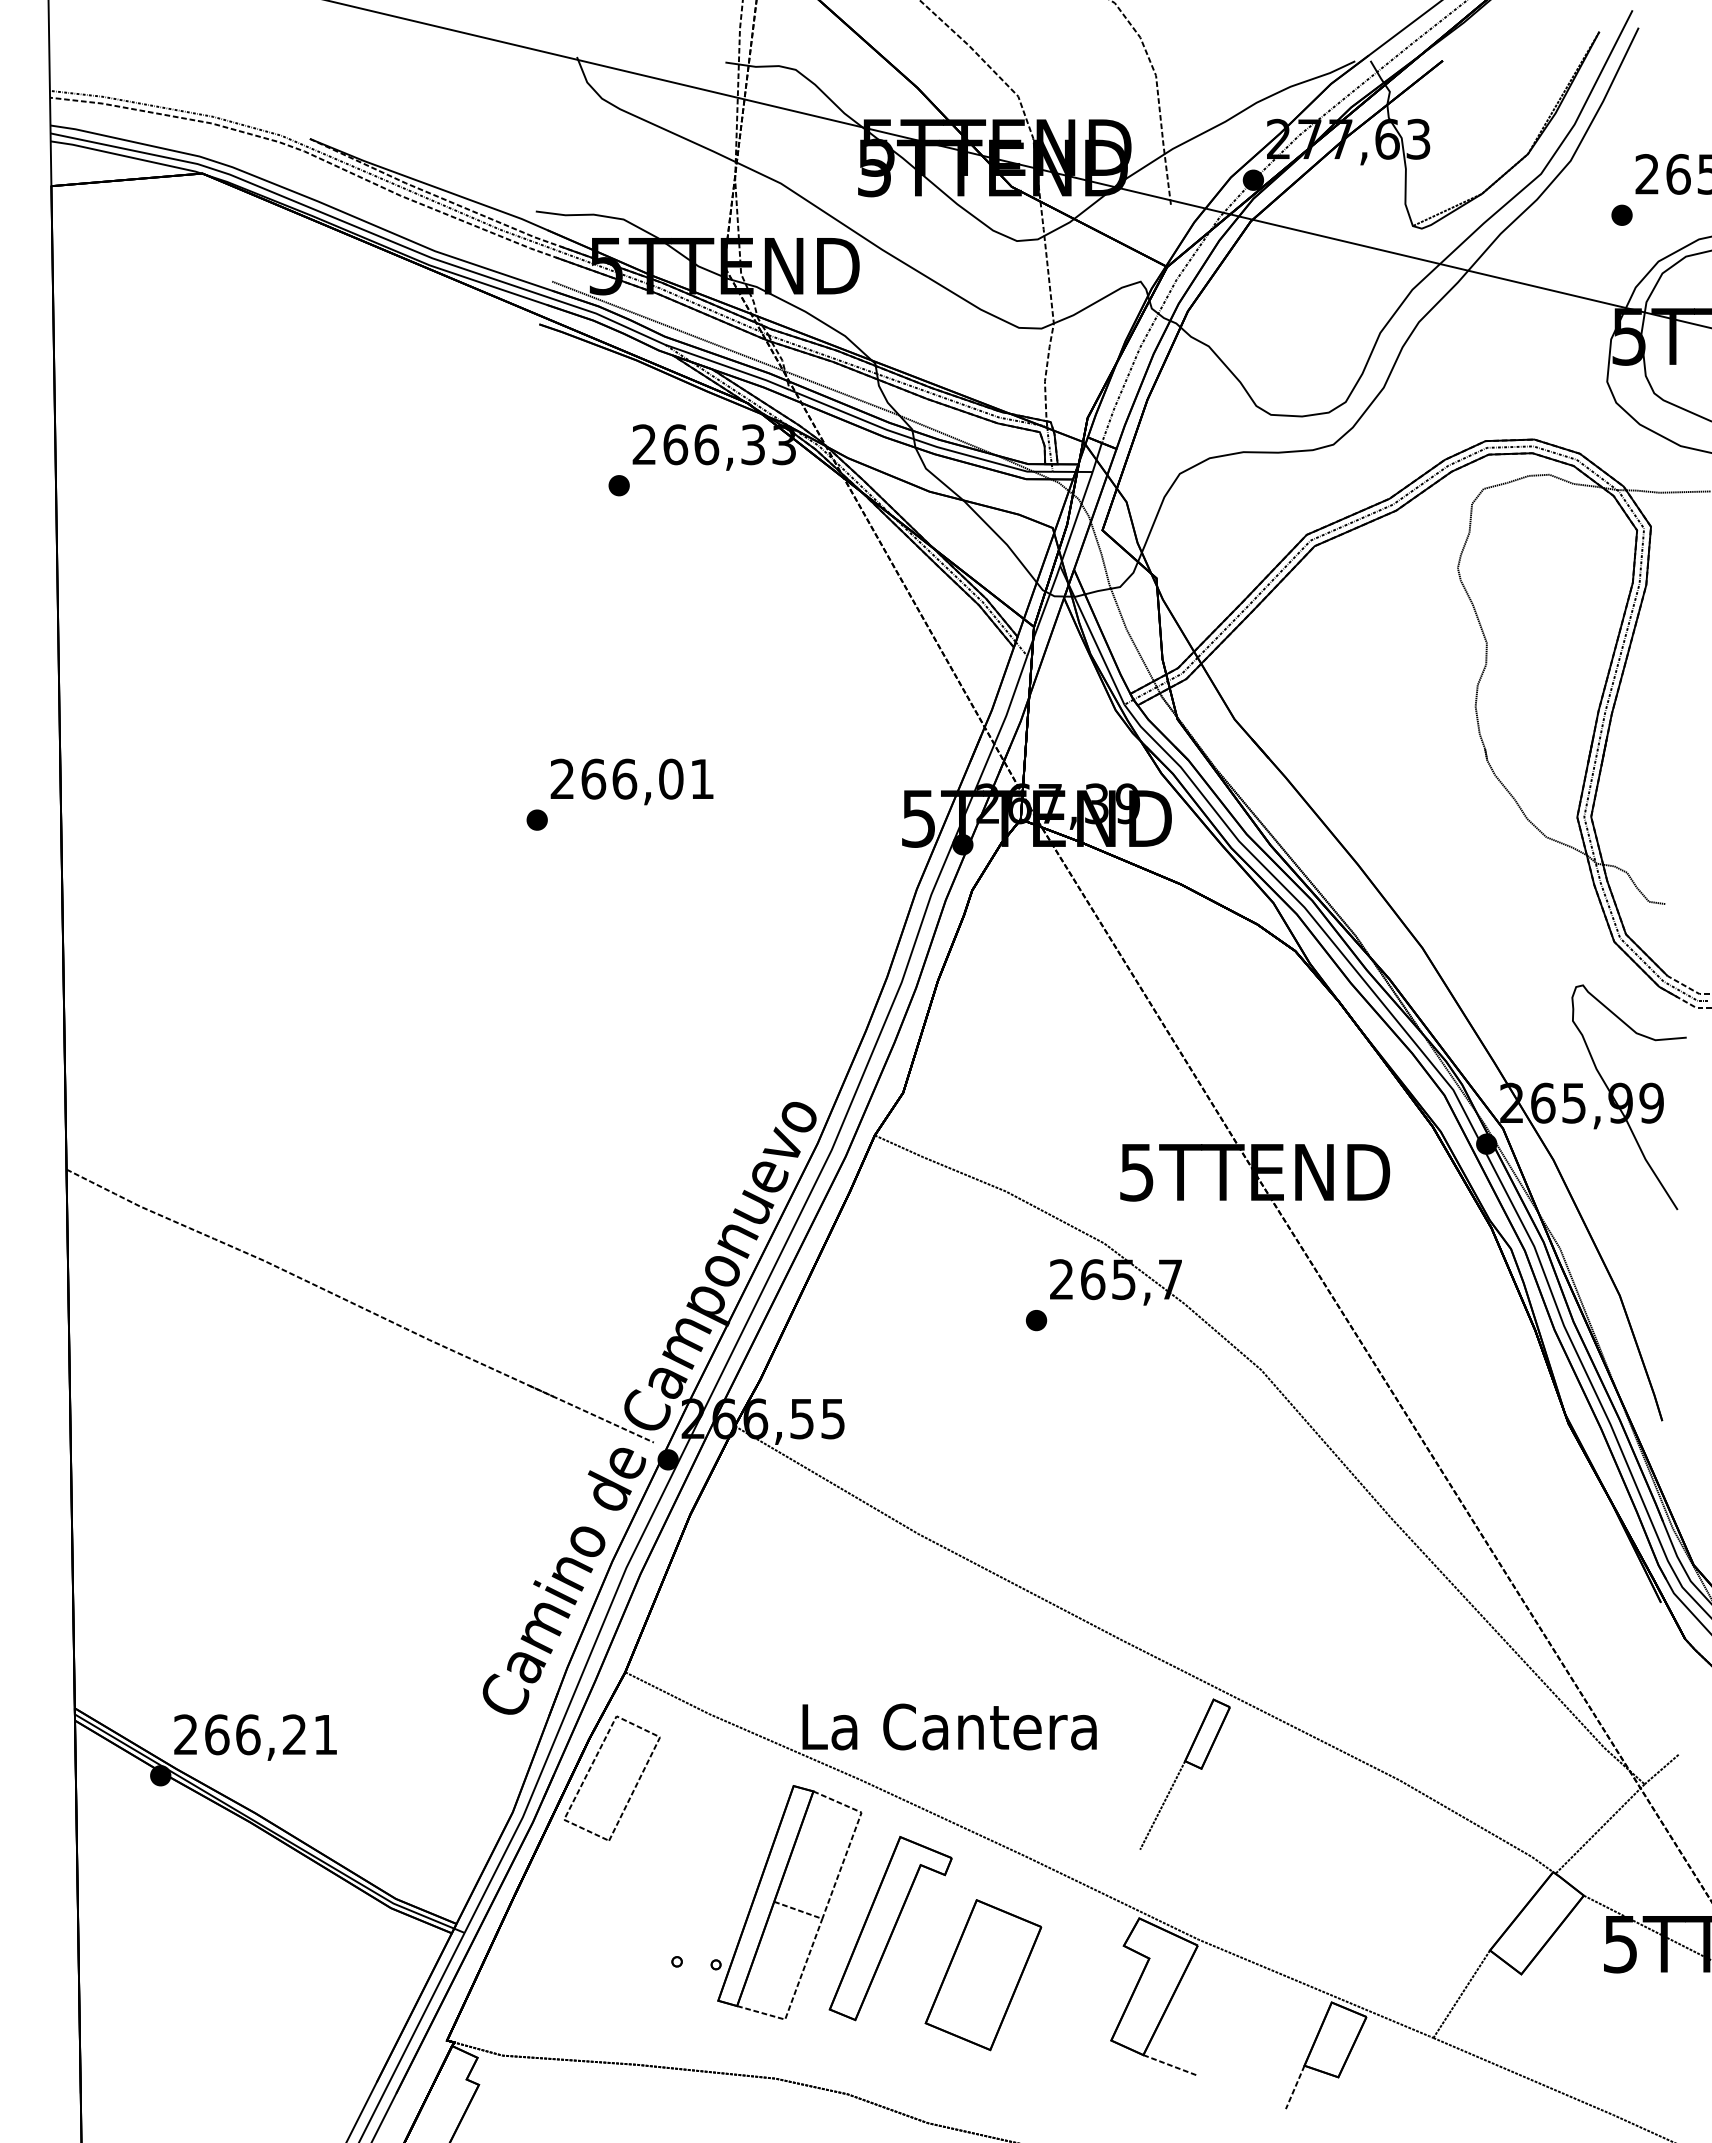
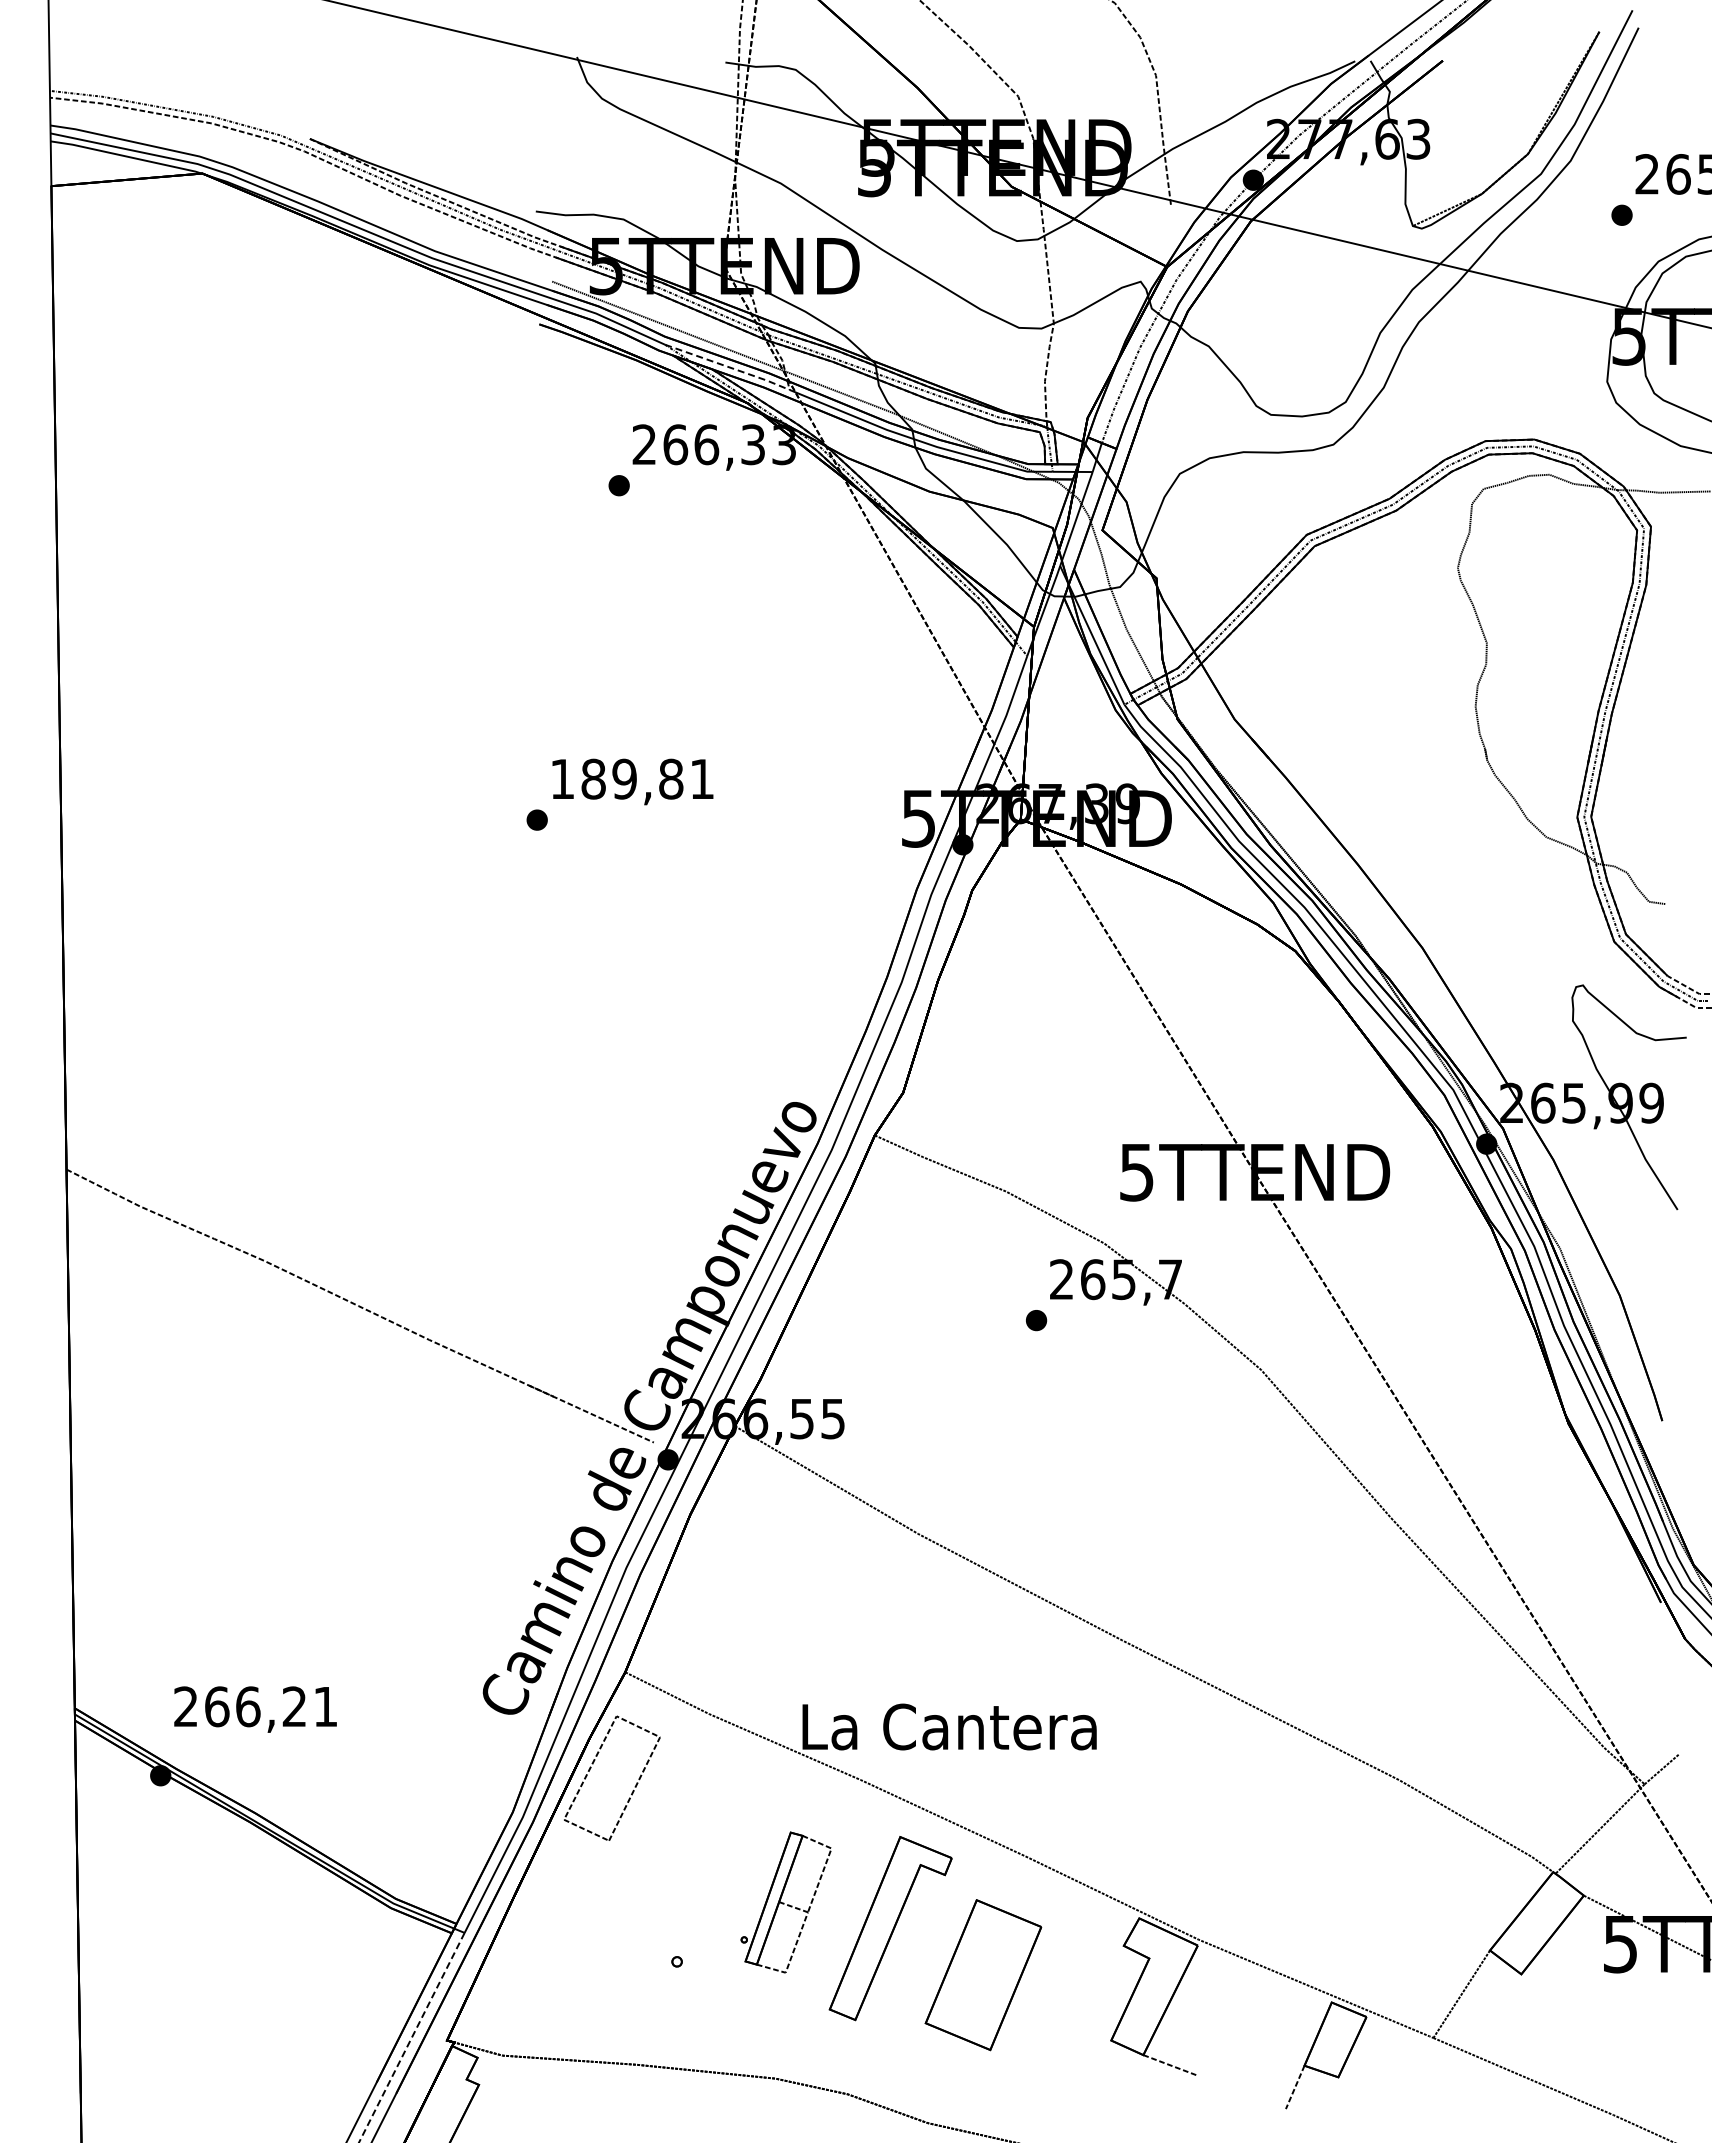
line: solid -> dashed (728, 366)
text: 266,01 -> 189,81 (616, 778)
text position: (255, 1737) -> (255, 1709) (255, 1709)
part: present -> none (1184, 1773)
part size: 153x235 px -> 92x143 px (785, 1902)
line: solid -> dashed (411, 2038)
